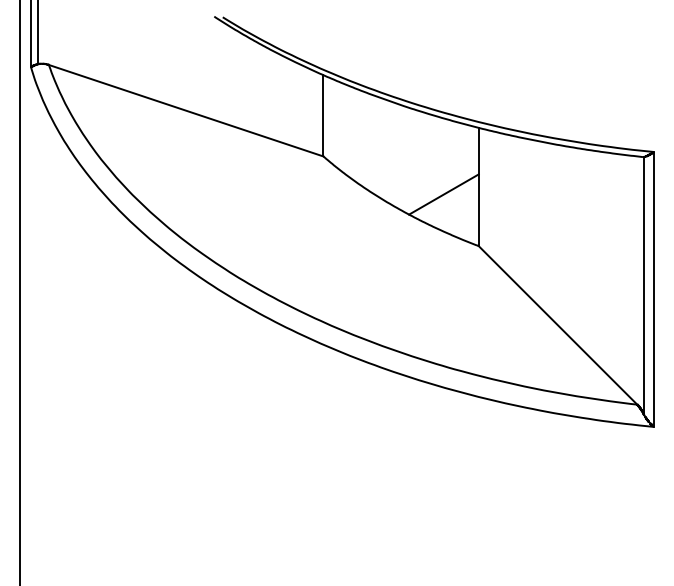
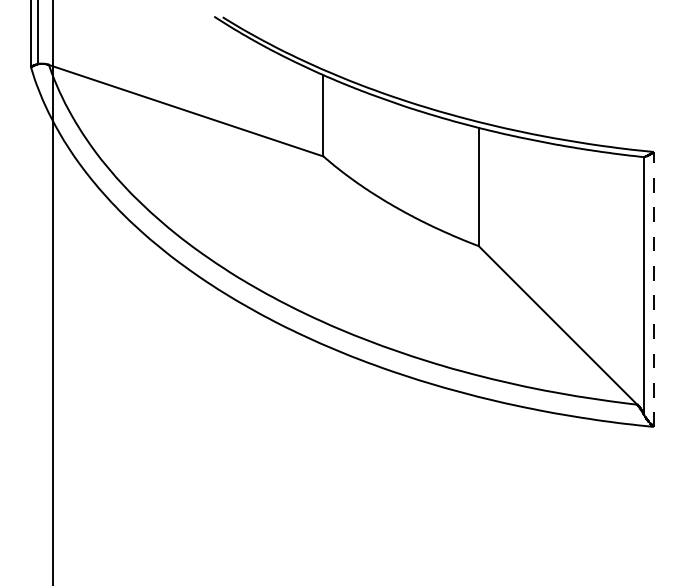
line: present -> none (443, 194)
line: solid -> dashed (653, 288)
line position: (20, 292) -> (53, 292) (53, 292)
